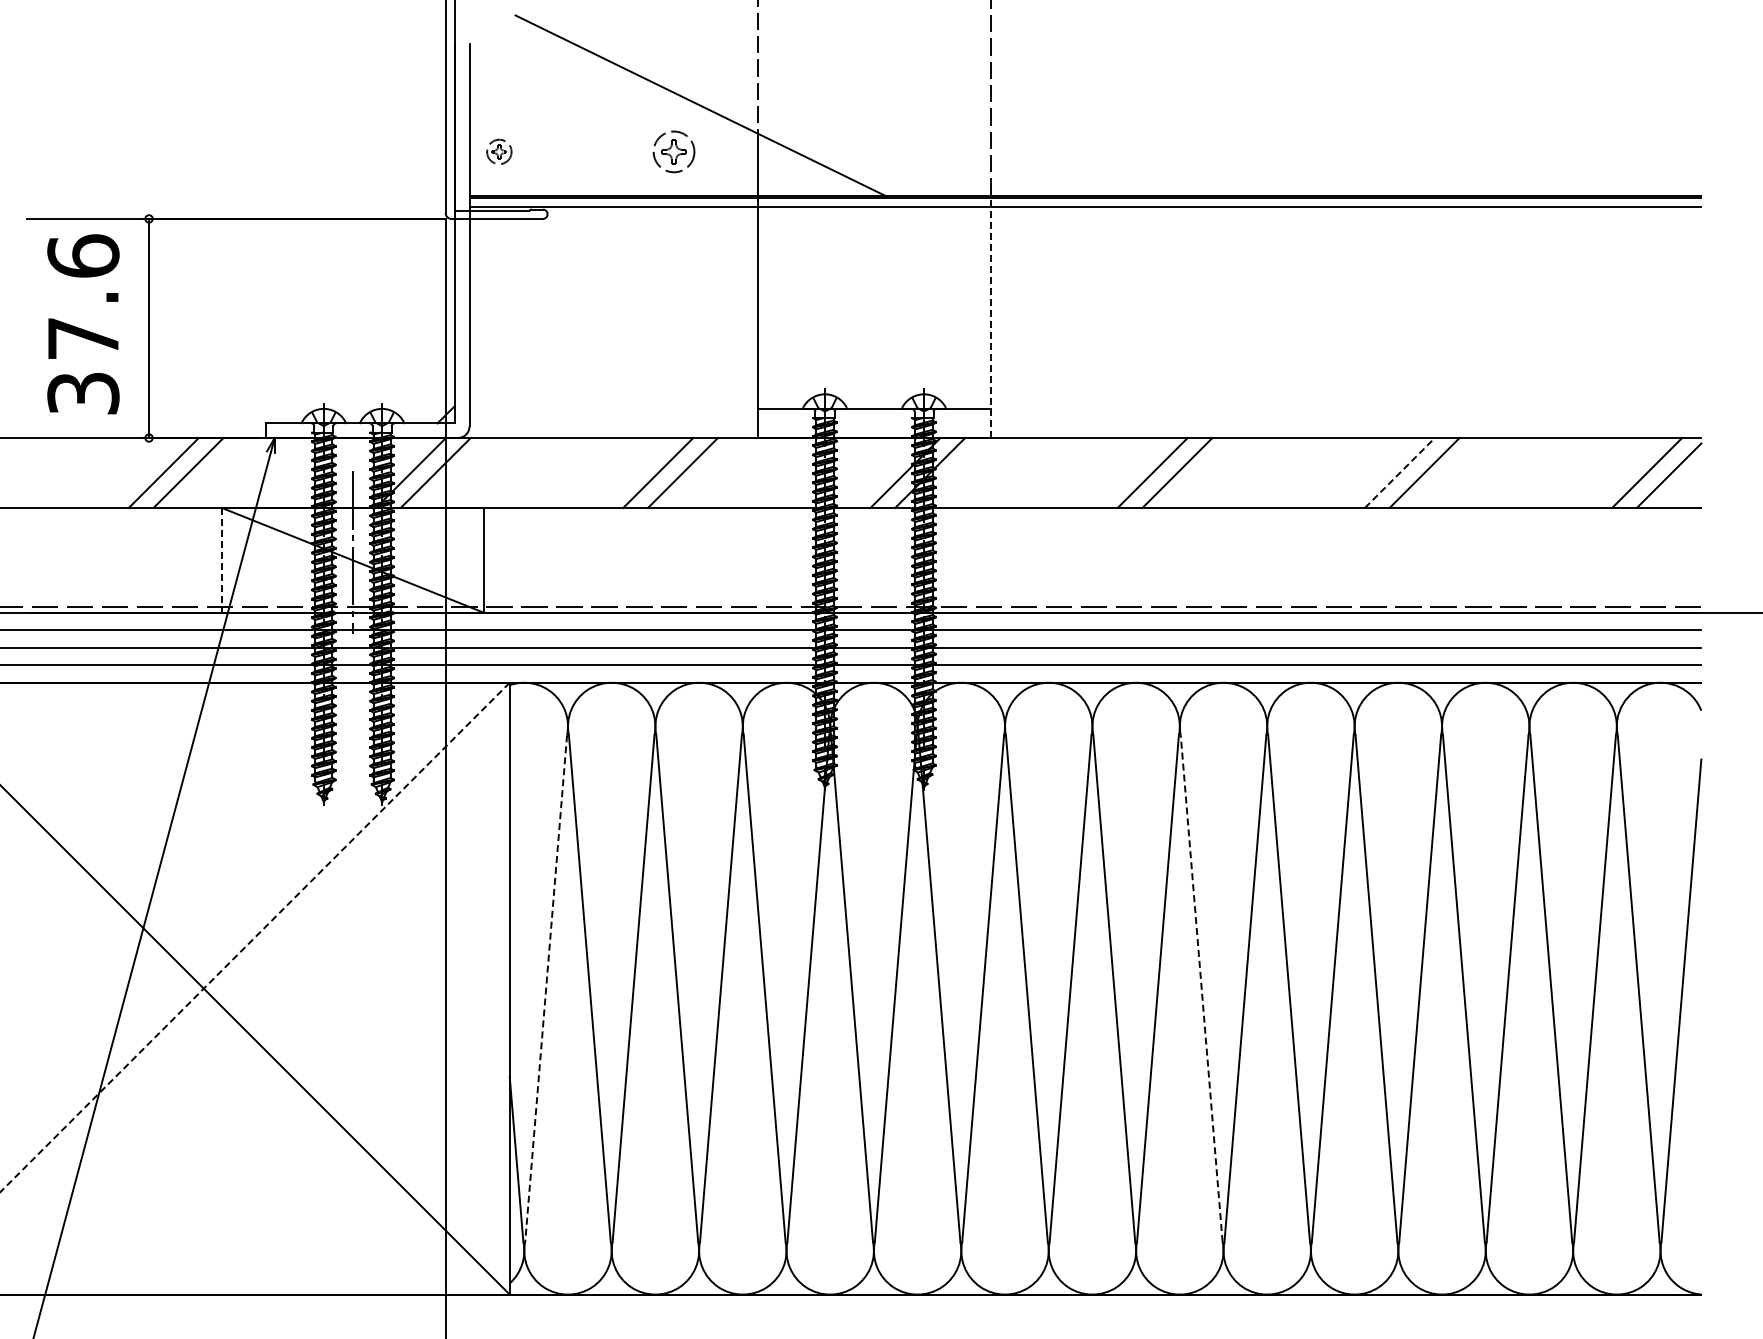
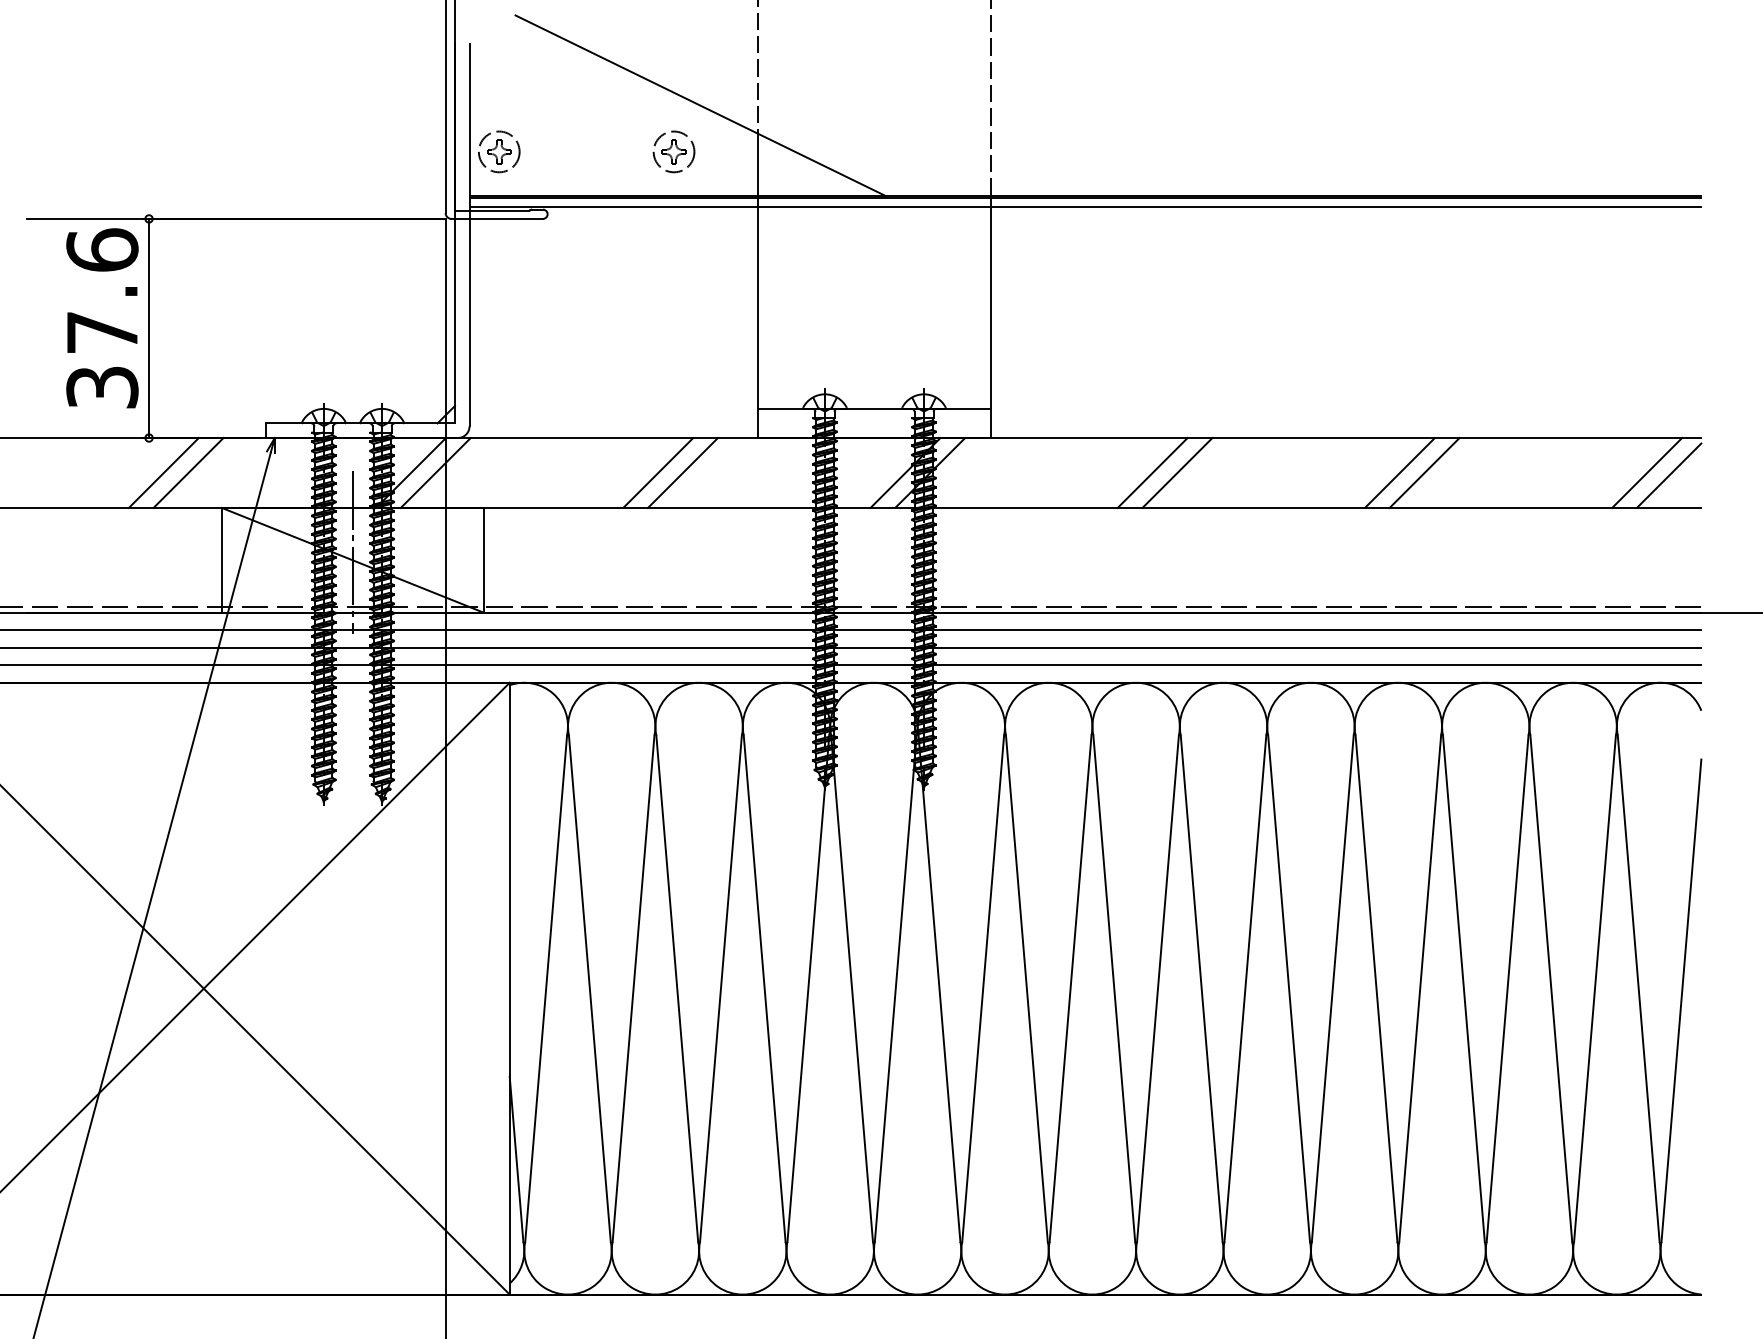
part size: 27x27 px -> 43x44 px (499, 151)
line: dashed -> solid (991, 316)
text position: (83, 324) -> (102, 318) (102, 318)
line: dashed -> solid (1400, 472)
line: dashed -> solid (221, 560)
line: dashed -> solid (254, 937)
line: dashed -> solid (1201, 988)
line: dashed -> solid (546, 989)
